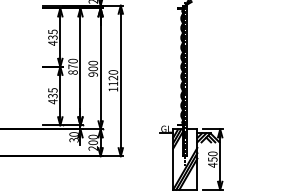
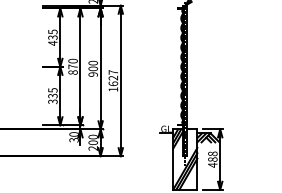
text: 1120 -> 1627 (113, 77)
text: 435 -> 335 (52, 101)
text: 450 -> 488 (212, 156)
